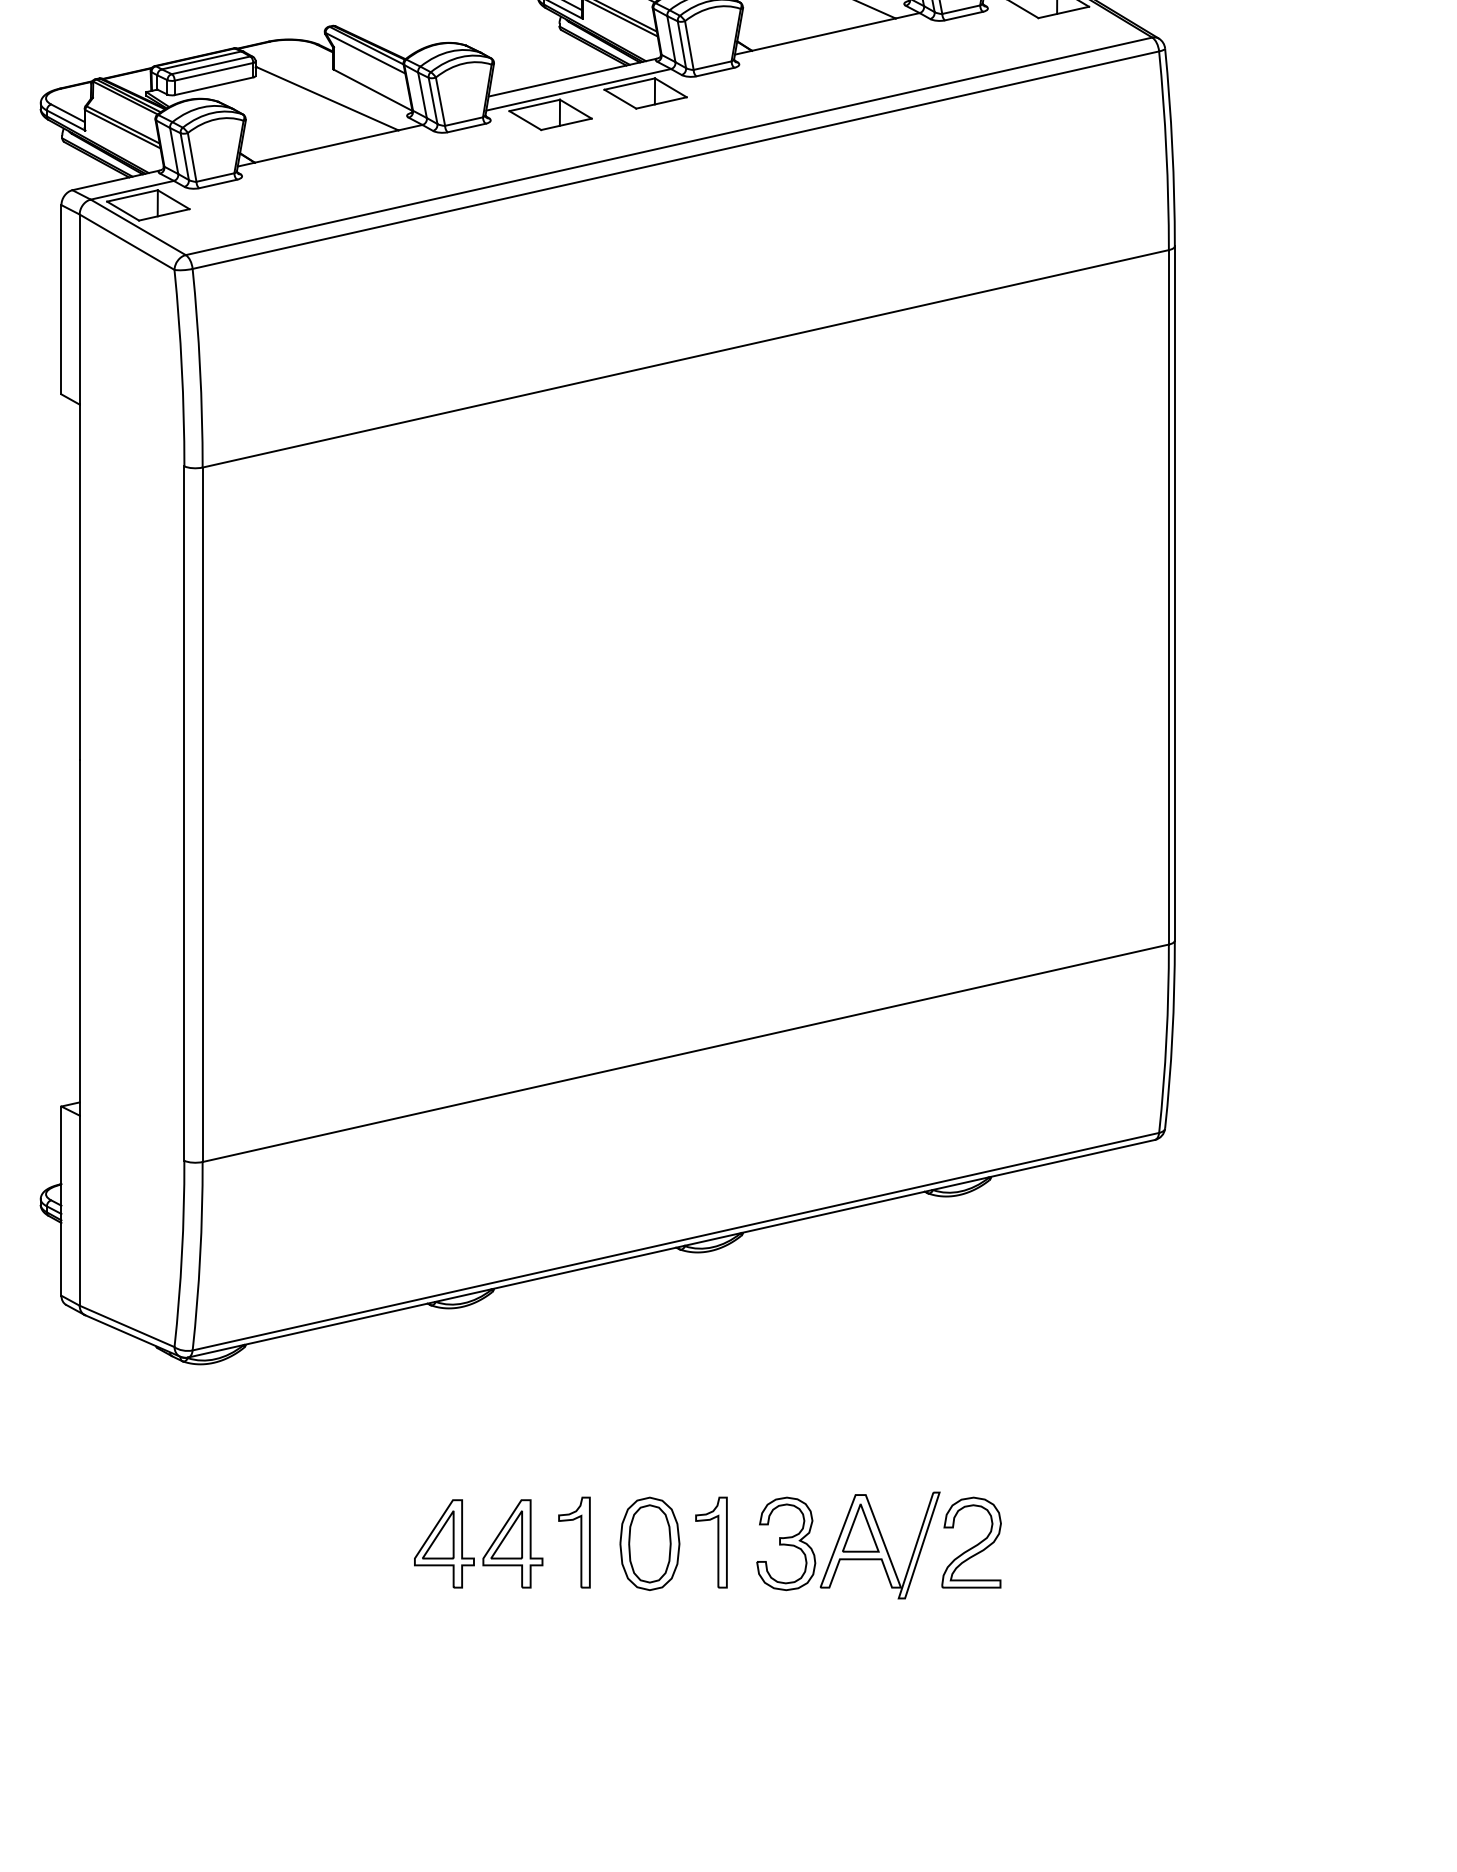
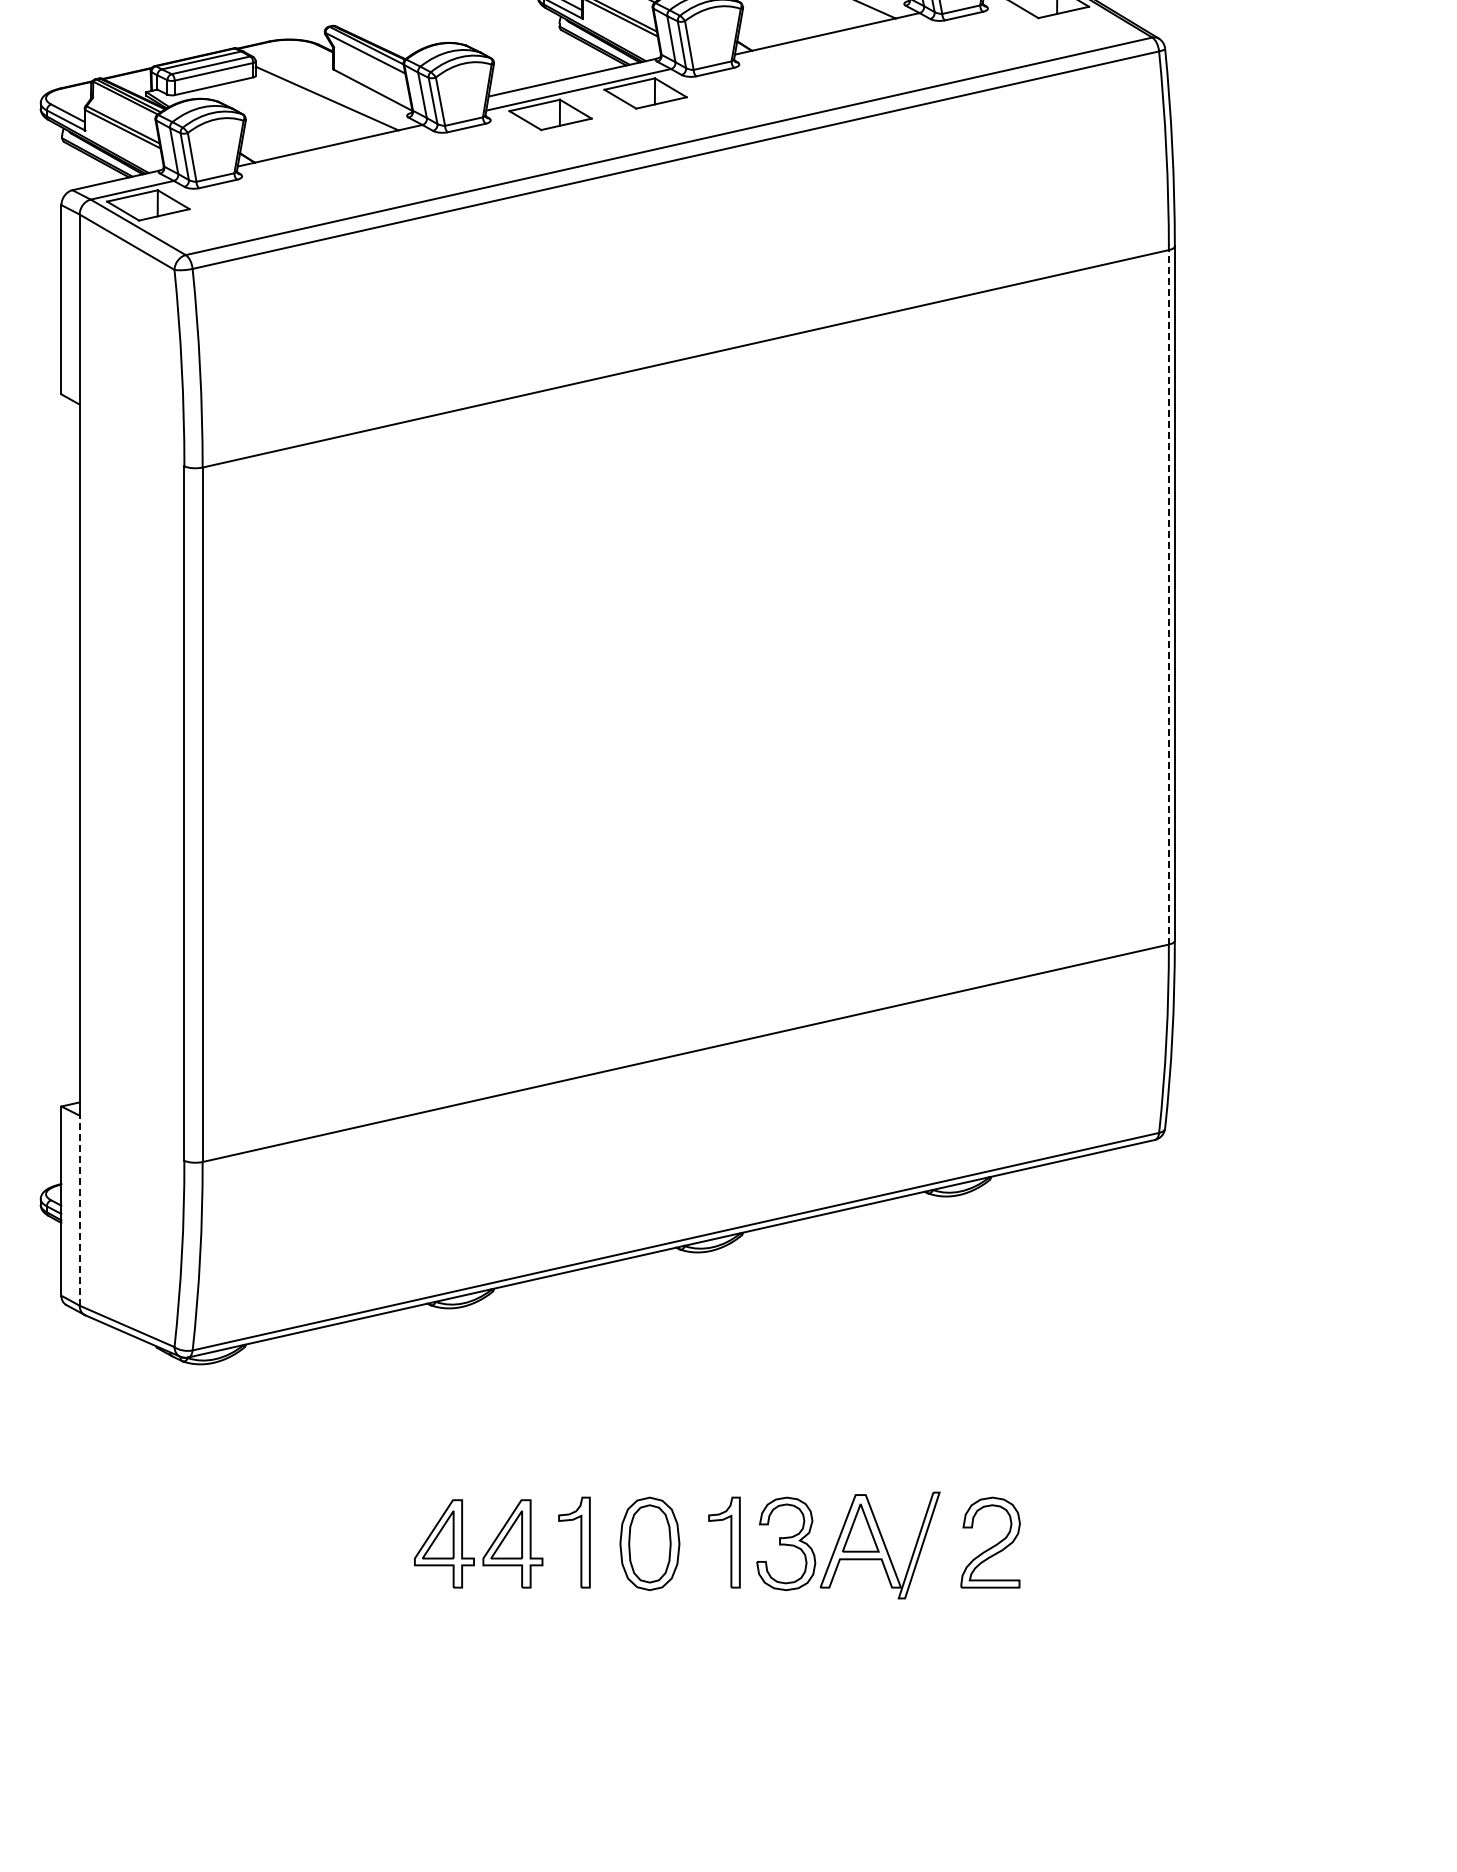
line: solid -> dashed (1168, 596)
line: solid -> dashed (79, 1210)
part position: (711, 1542) -> (724, 1542) (724, 1542)
part position: (971, 1542) -> (990, 1542) (990, 1542)
